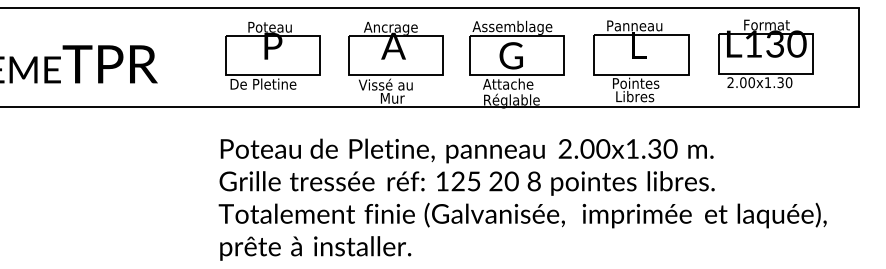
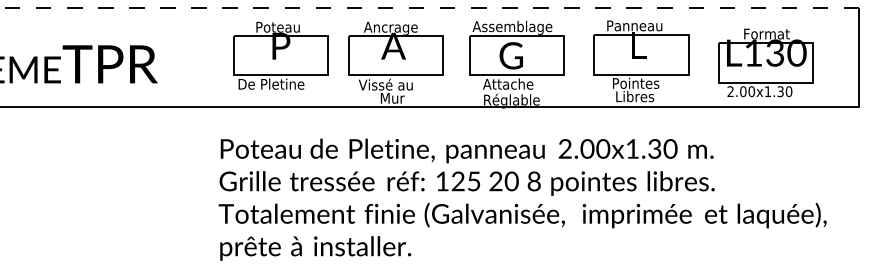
line: solid -> dashed (429, 8)
part position: (765, 53) -> (765, 62) (765, 62)
part position: (272, 55) -> (280, 55) (280, 55)
